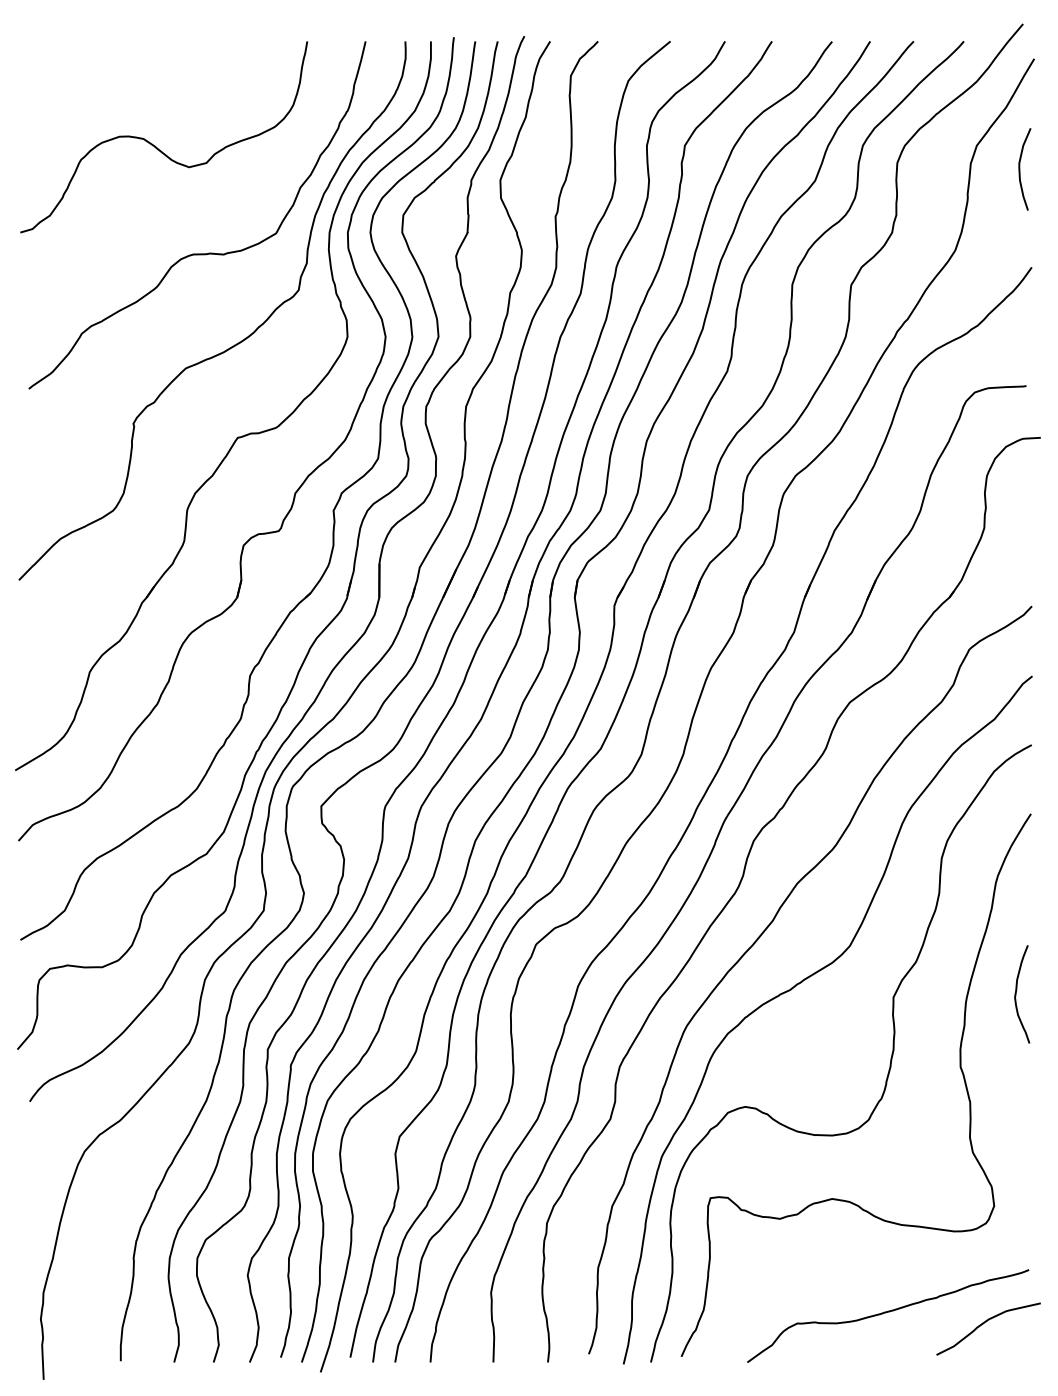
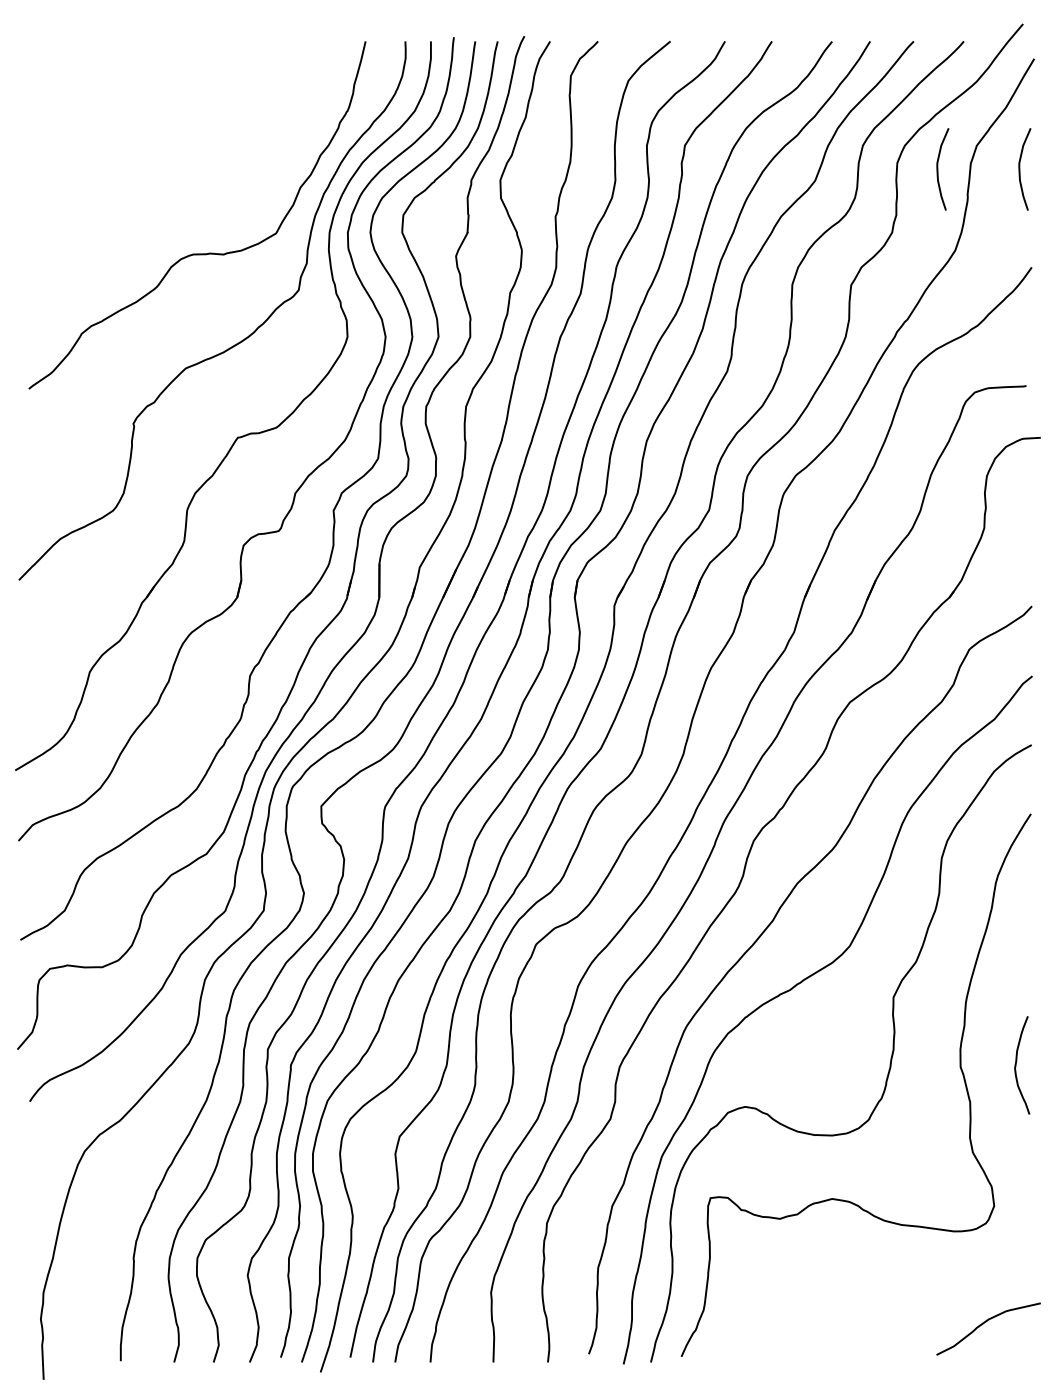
curve: present -> none (155, 145)
curve: none -> present (938, 169)
curve position: (1016, 994) -> (1016, 1065) (1016, 1065)
curve: present -> none (886, 1313)
